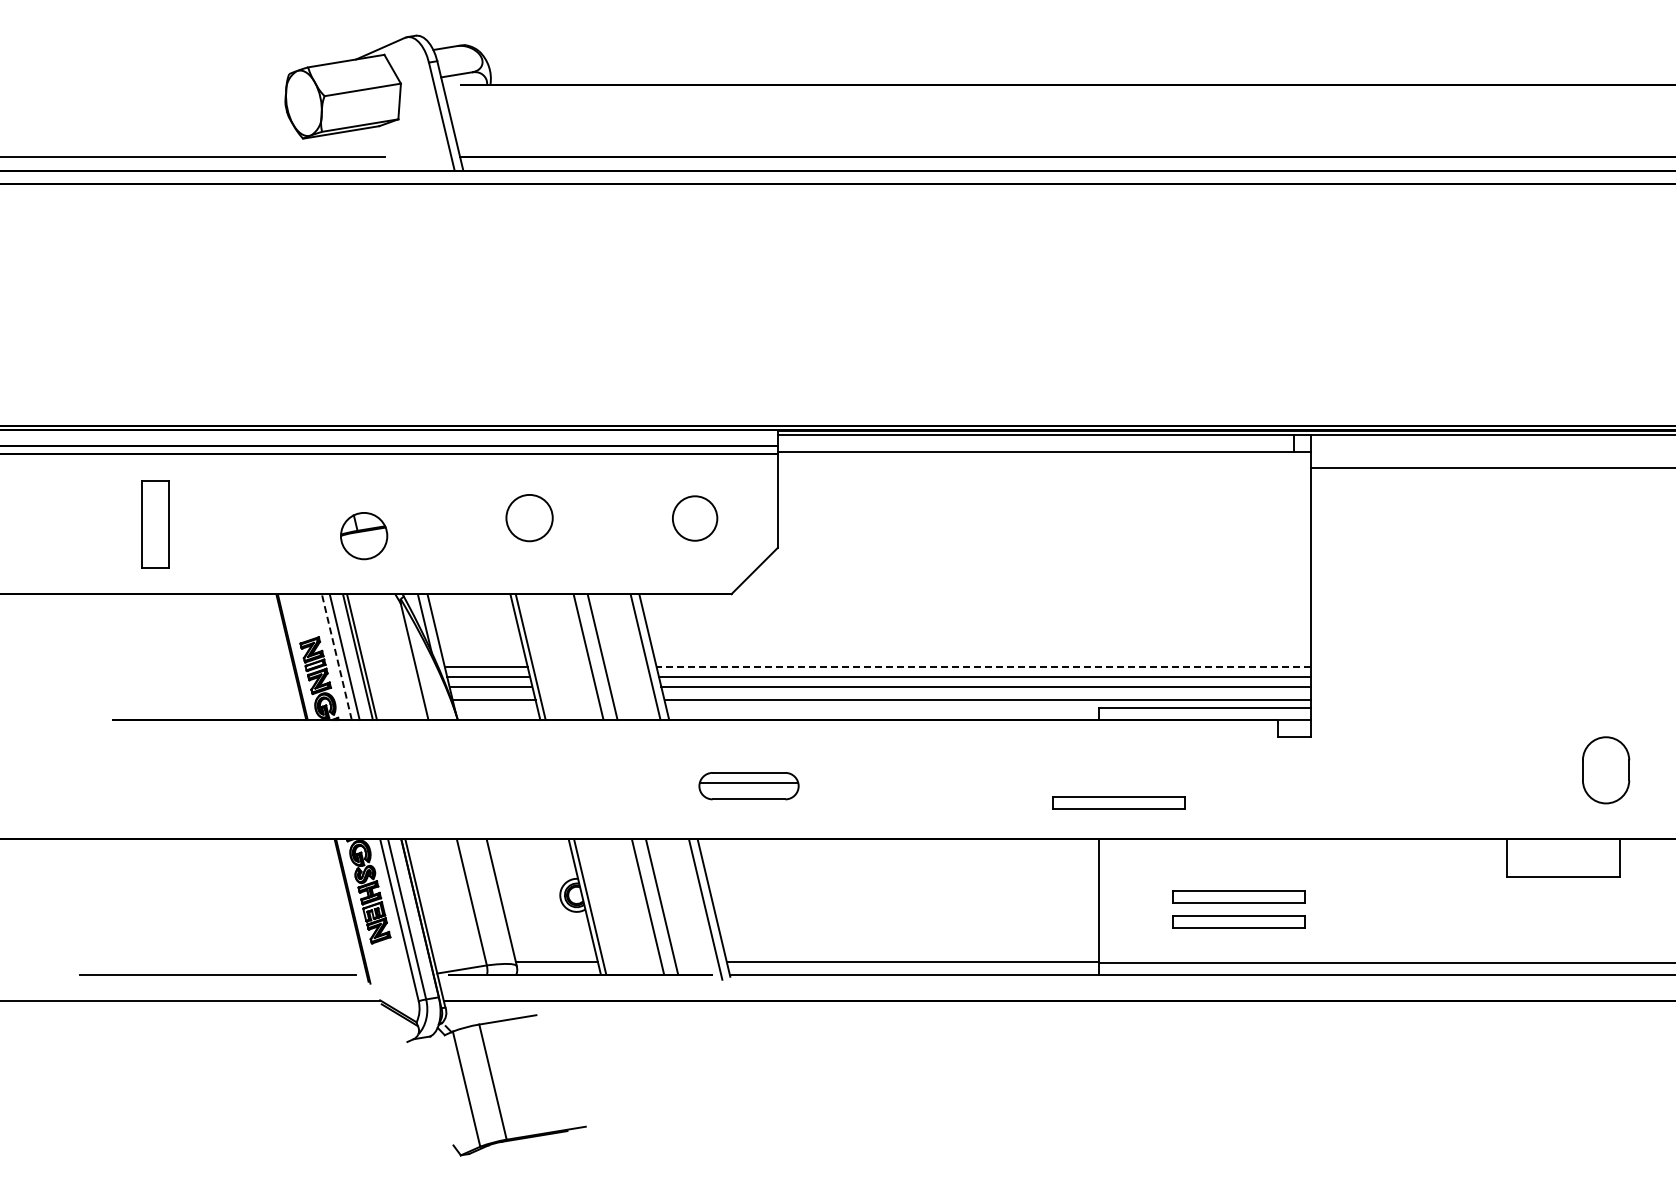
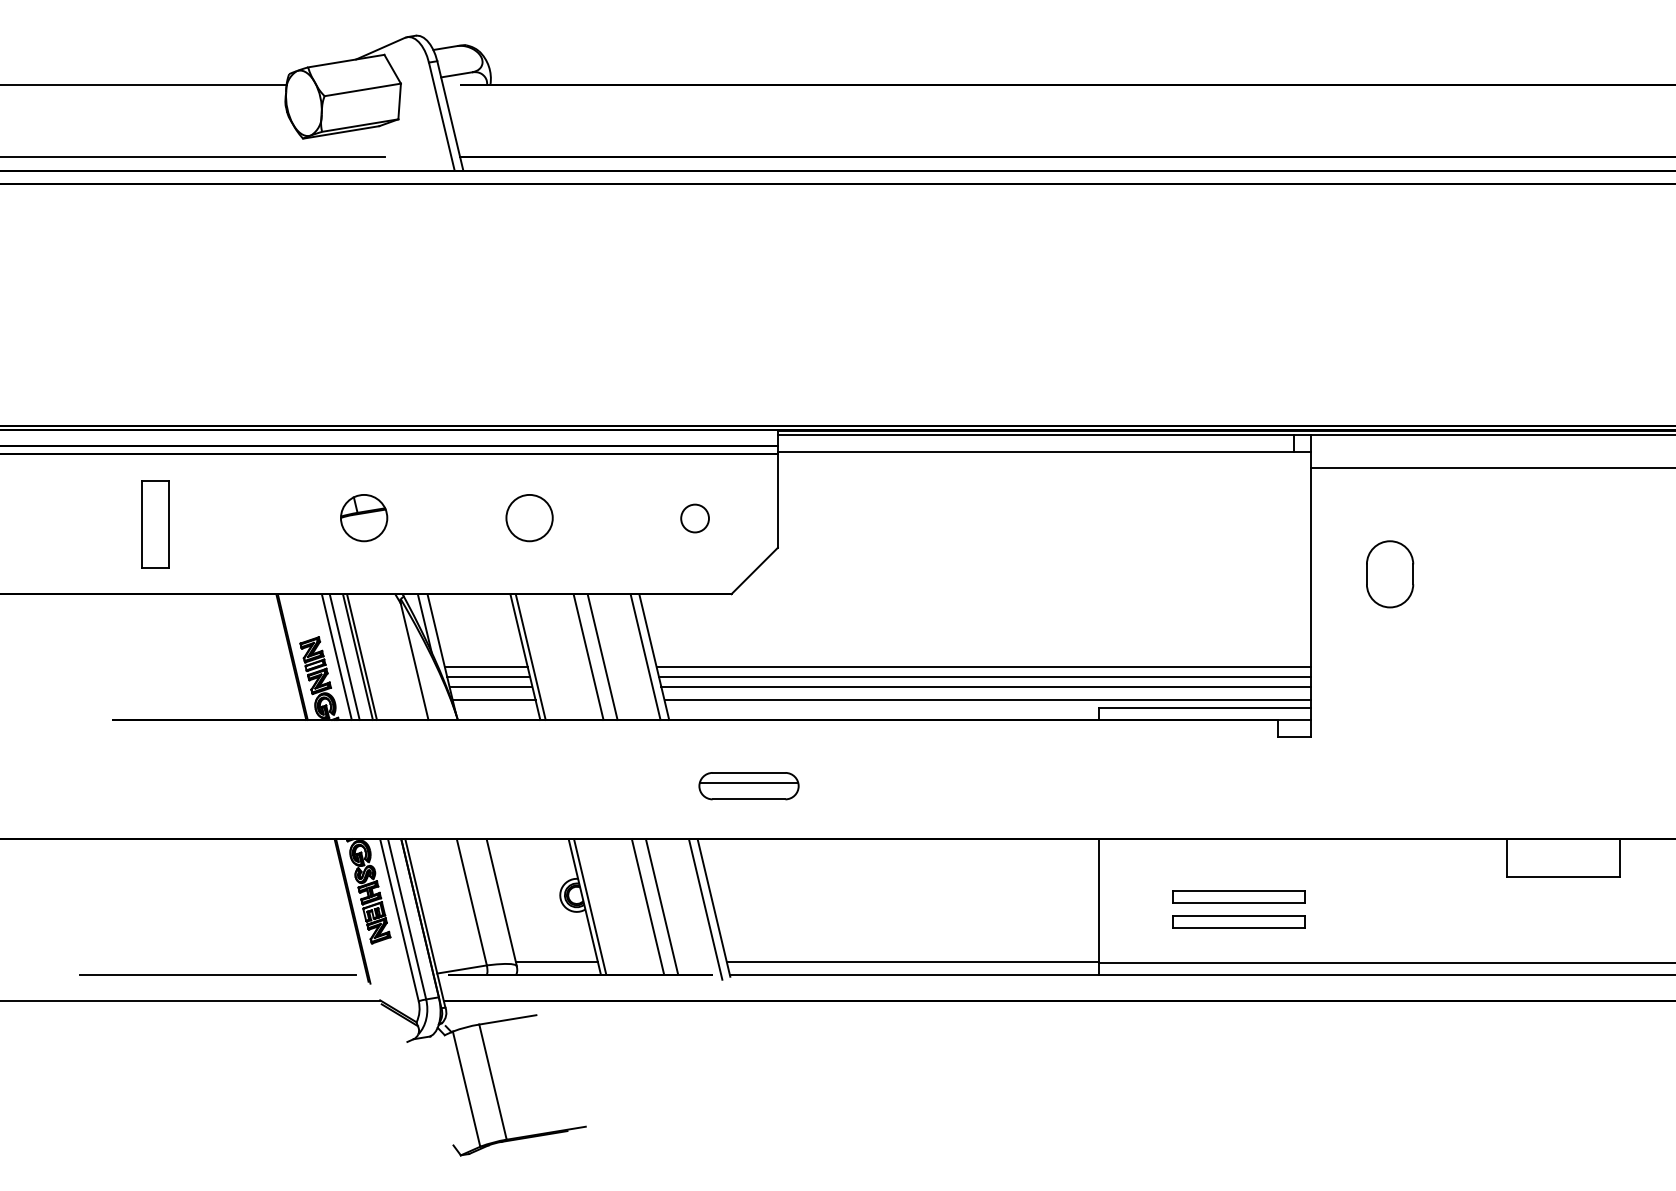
line: none -> present (144, 84)
circle diameter: 44 px -> 28 px (695, 518)
part position: (364, 536) -> (364, 518) (364, 518)
line: dashed -> solid (336, 657)
line: dashed -> solid (983, 667)
part position: (1606, 770) -> (1390, 574) (1390, 574)
part: present -> none (1118, 802)
